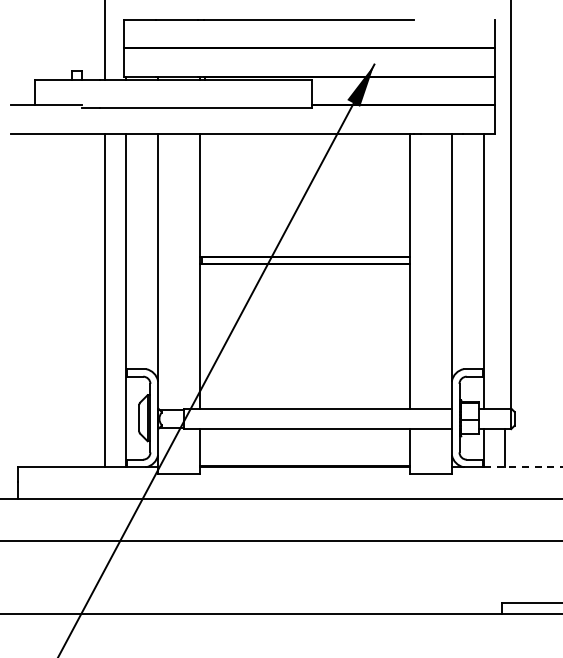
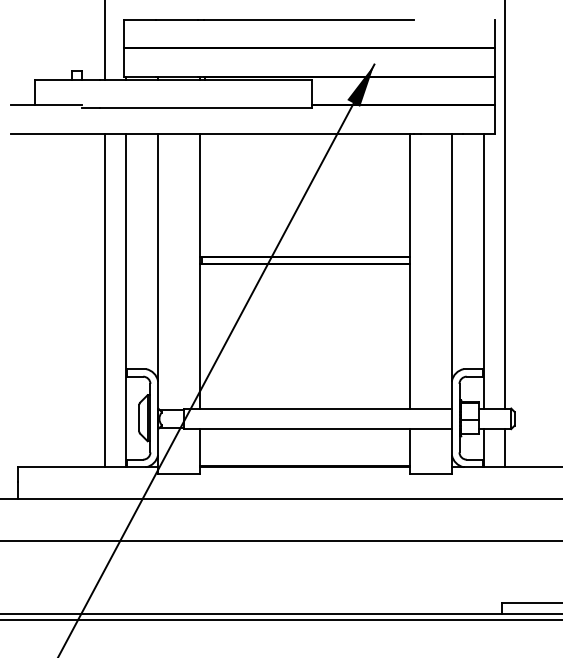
line position: (511, 205) -> (505, 205) (505, 205)
line: dashed -> solid (522, 467)
line: none -> present (280, 619)
